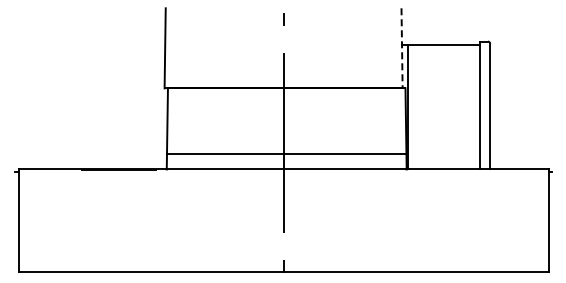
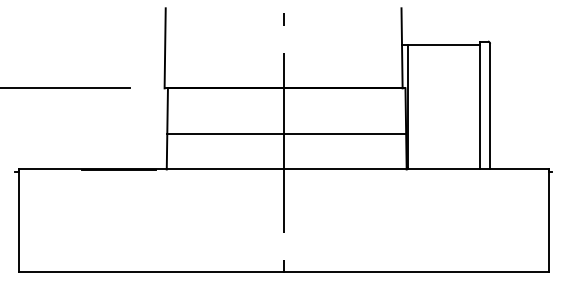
line: dashed -> solid (402, 48)
line: none -> present (65, 88)
line position: (286, 154) -> (286, 134) (286, 134)
